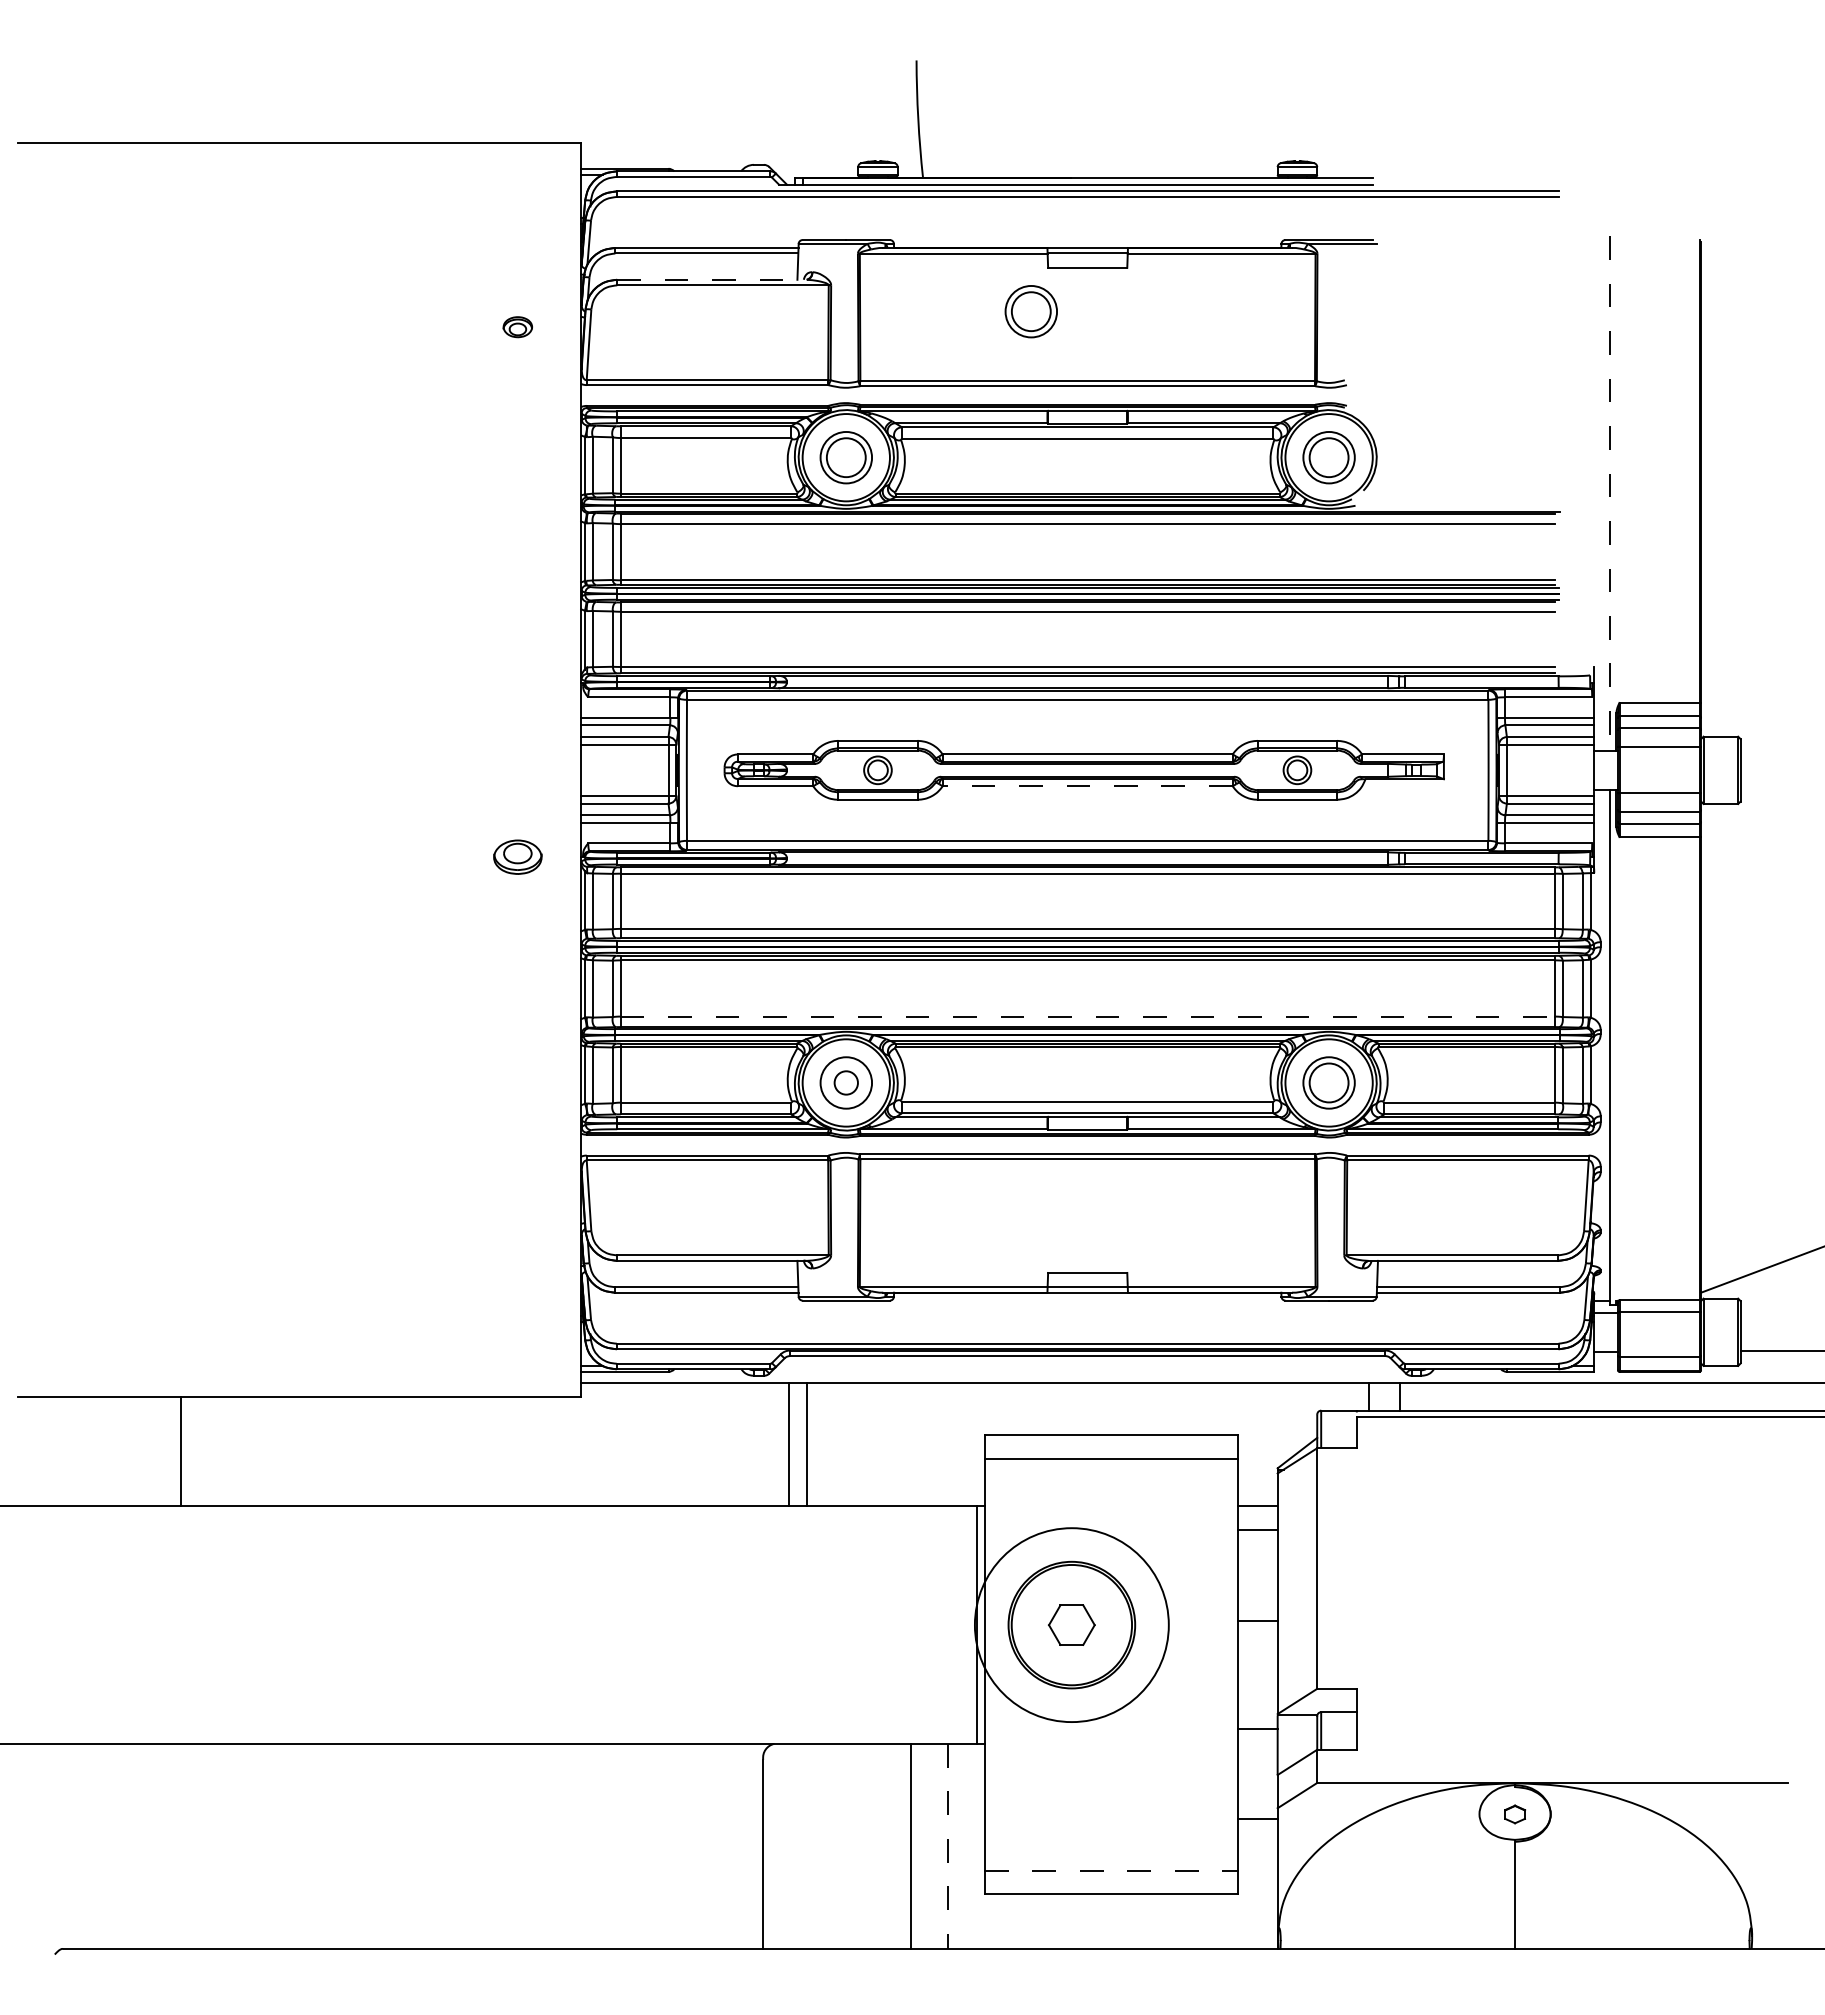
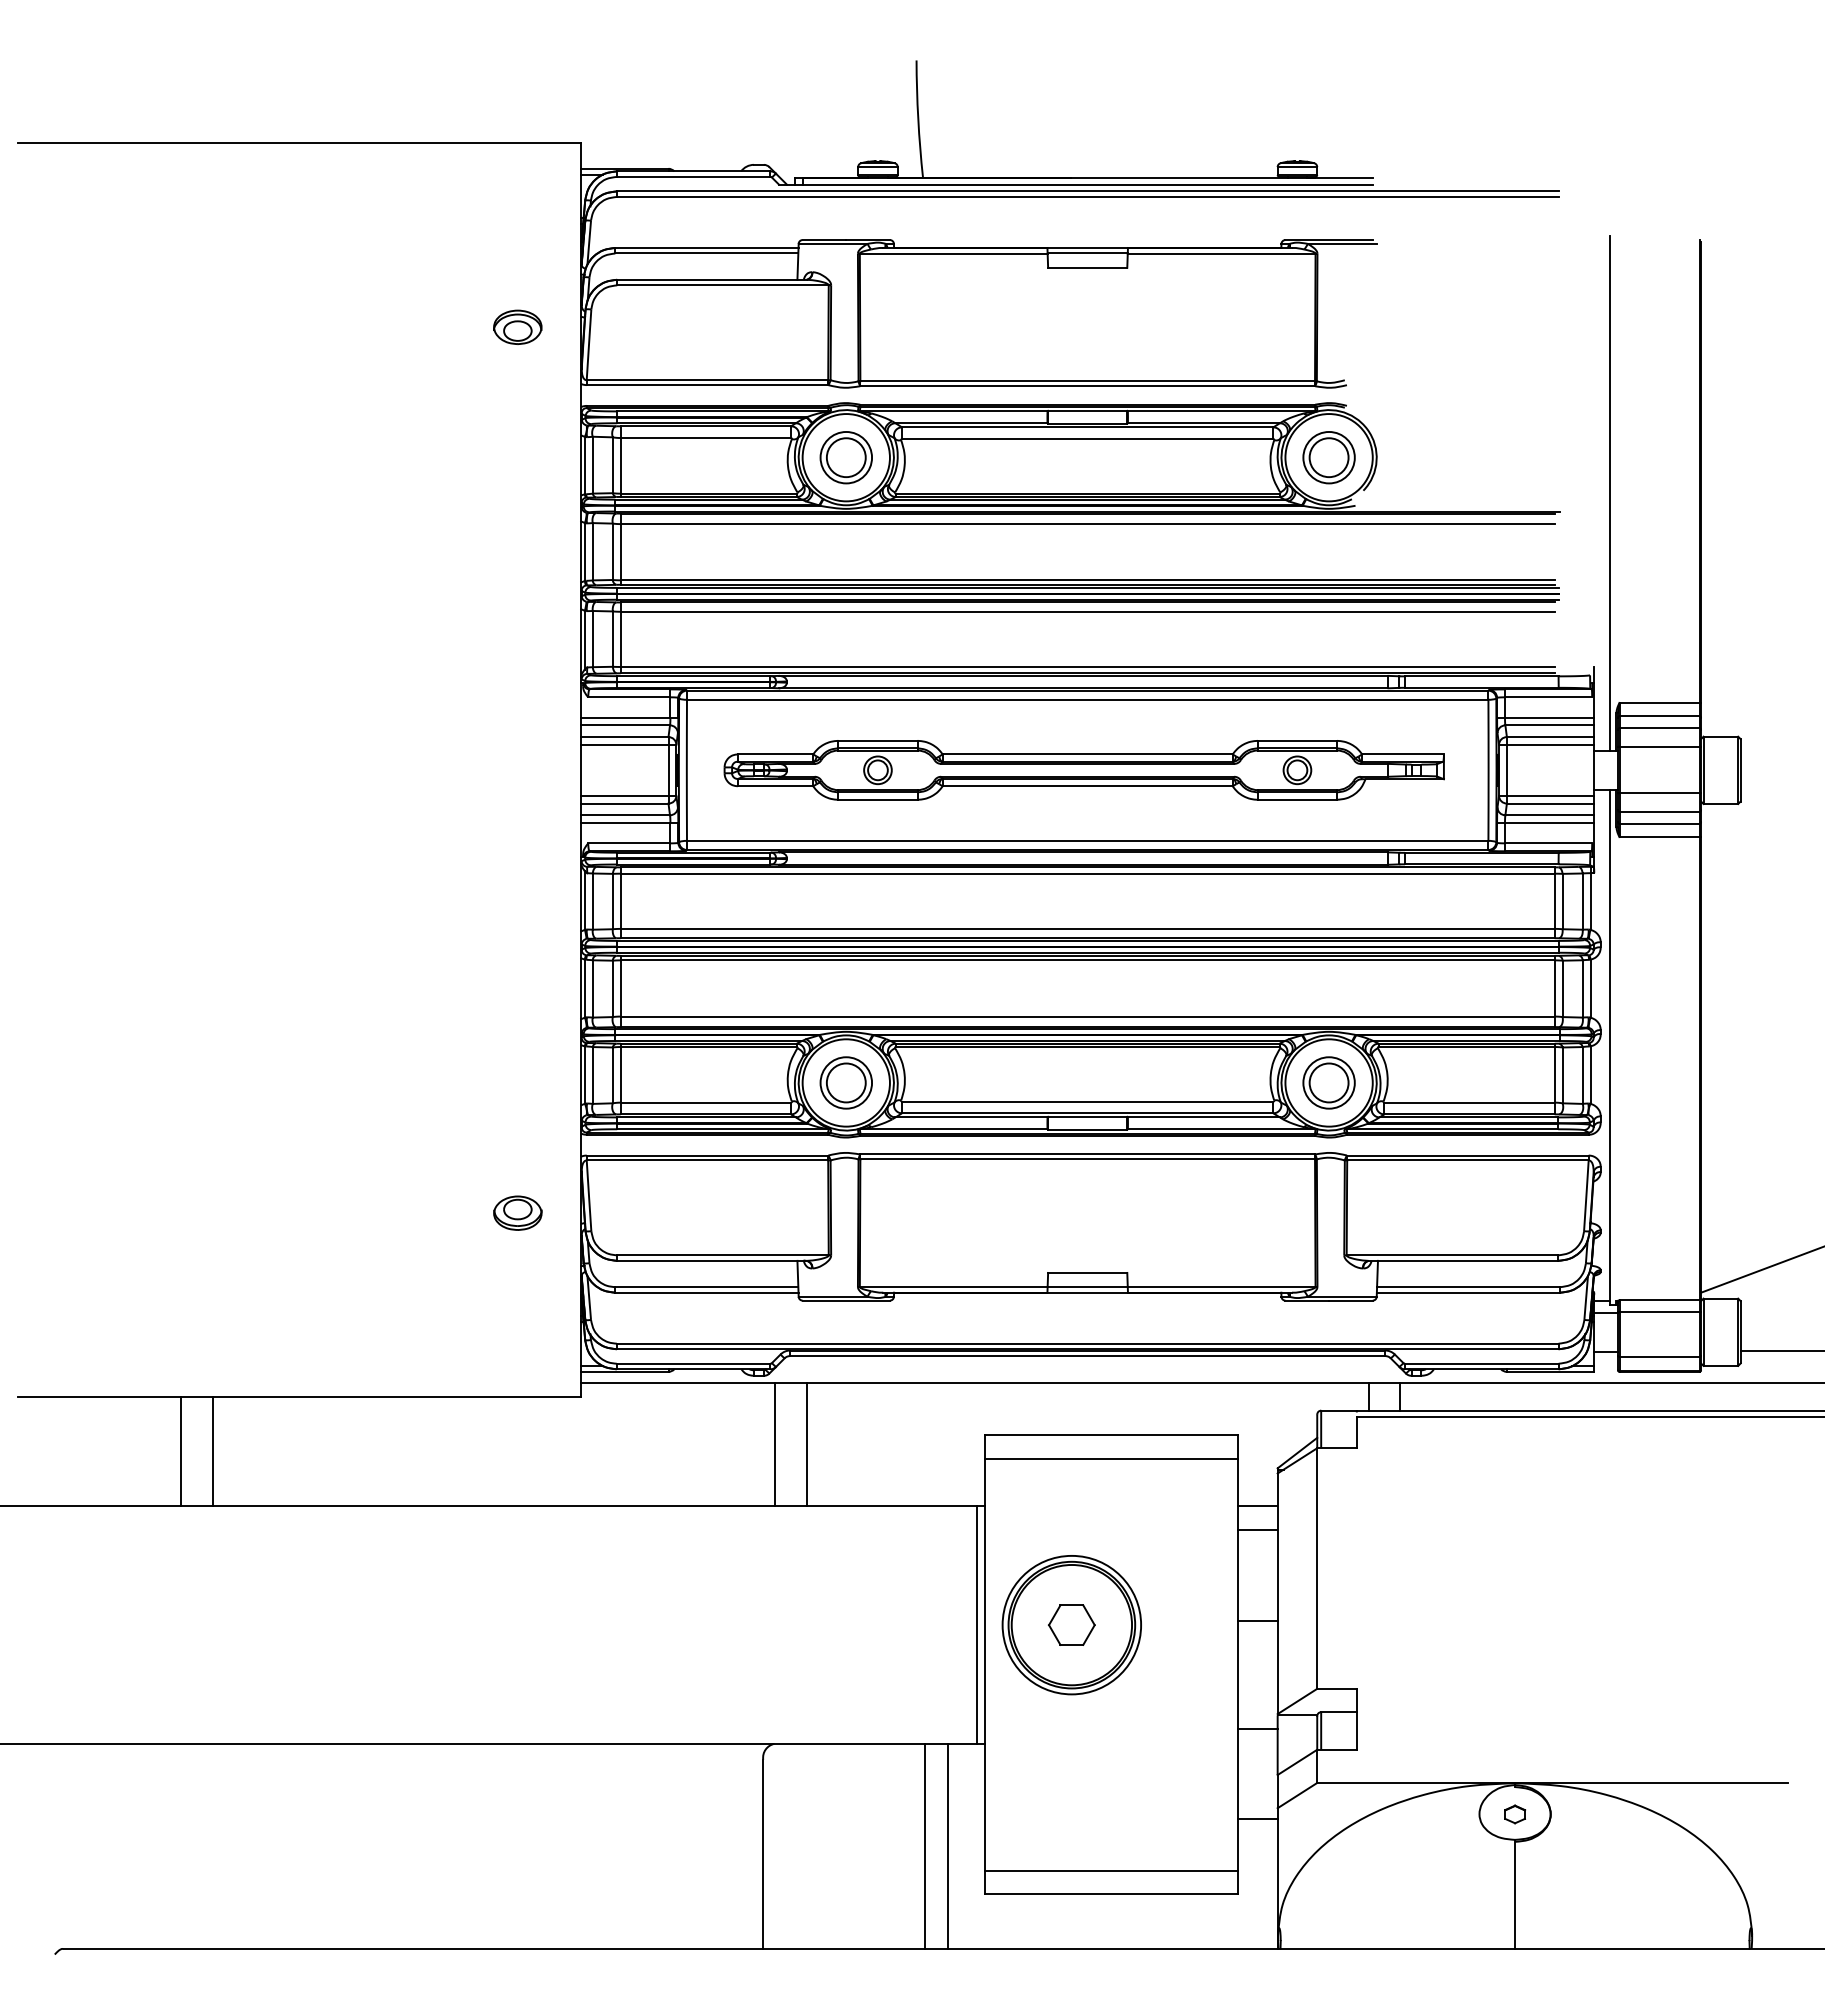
line: dashed -> solid (712, 279)
part: present -> none (1030, 311)
part size: 31x23 px -> 50x36 px (517, 326)
line: dashed -> solid (1610, 493)
line: dashed -> solid (1087, 786)
part position: (517, 856) -> (517, 1212) (517, 1212)
line: dashed -> solid (1087, 1016)
circle diameter: 23 px -> 39 px (845, 1082)
line position: (789, 1444) -> (775, 1444) (775, 1444)
line: none -> present (213, 1451)
circle diameter: 194 px -> 139 px (1071, 1624)
line position: (911, 1845) -> (925, 1845) (925, 1845)
line: dashed -> solid (947, 1846)
line: dashed -> solid (1111, 1870)
